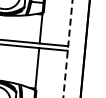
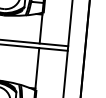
line: dashed -> solid (68, 48)
